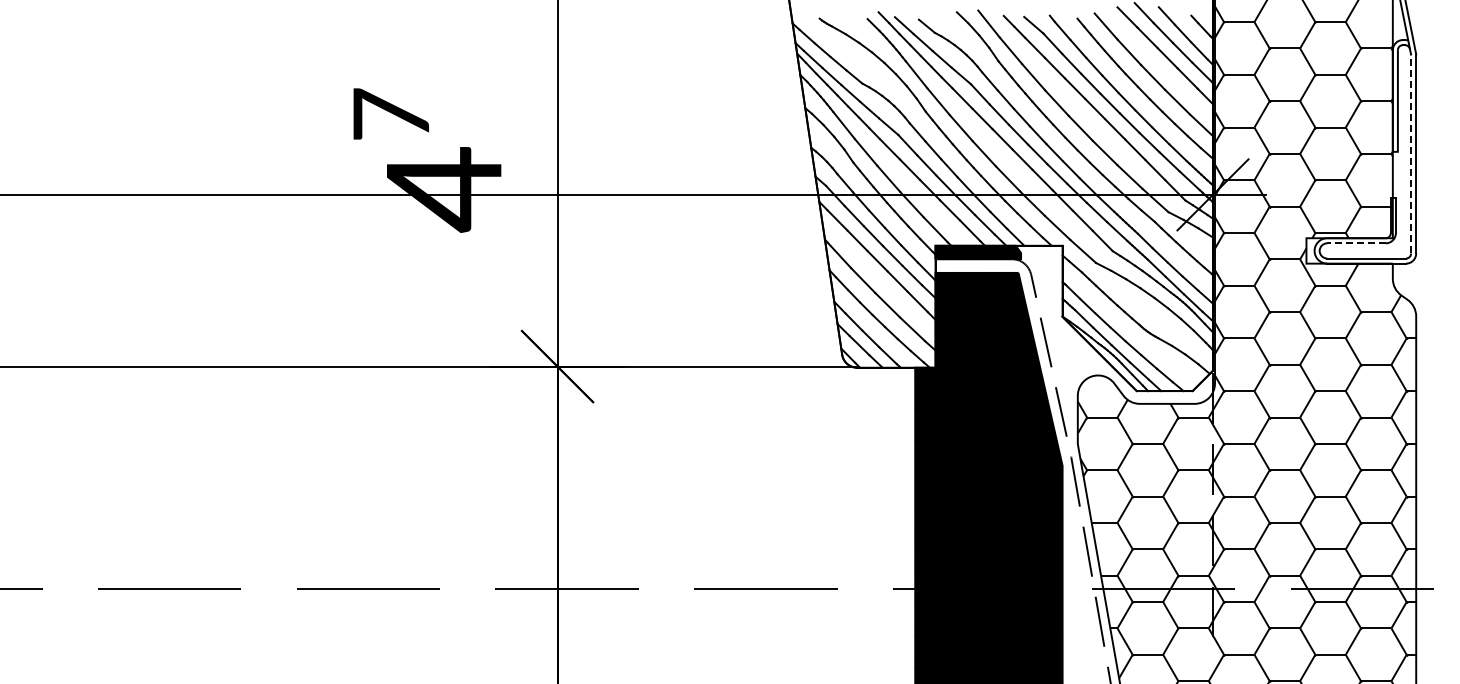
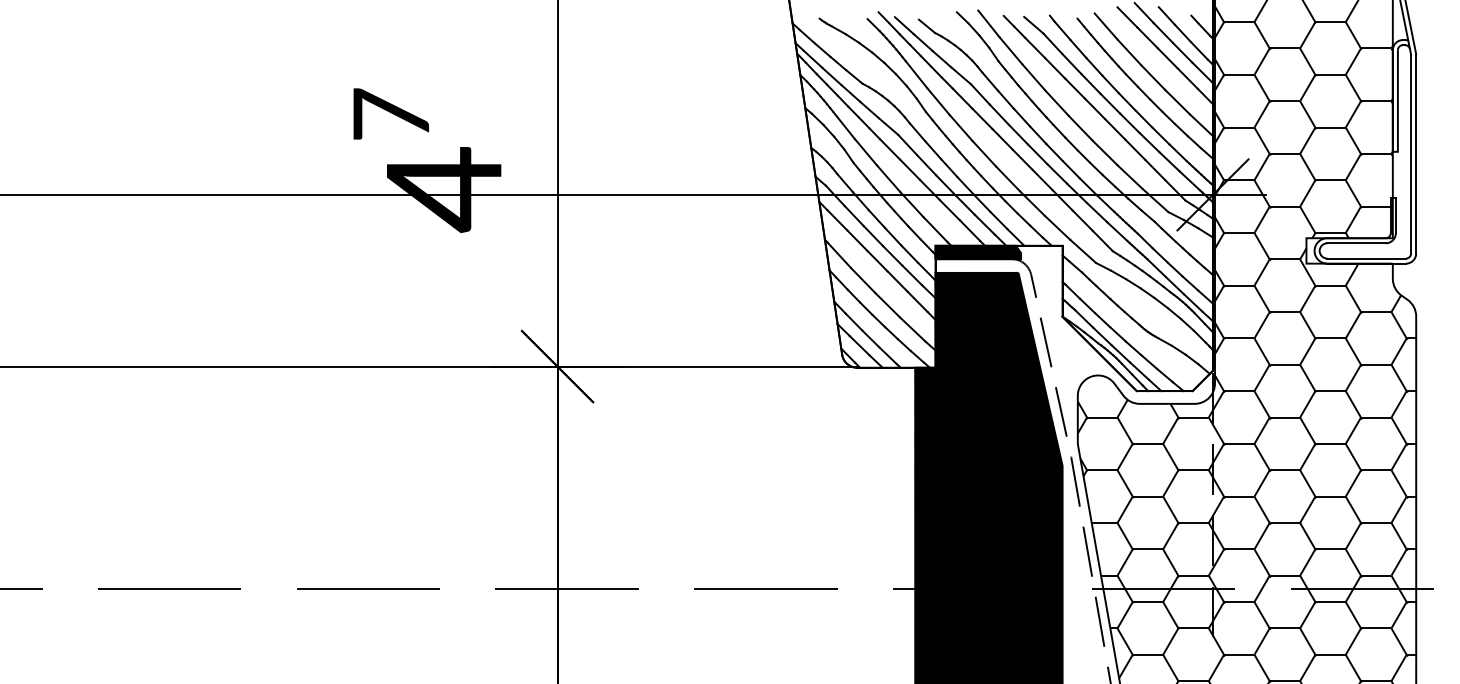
line: dashed -> solid (1411, 153)
line: dashed -> solid (1356, 243)
